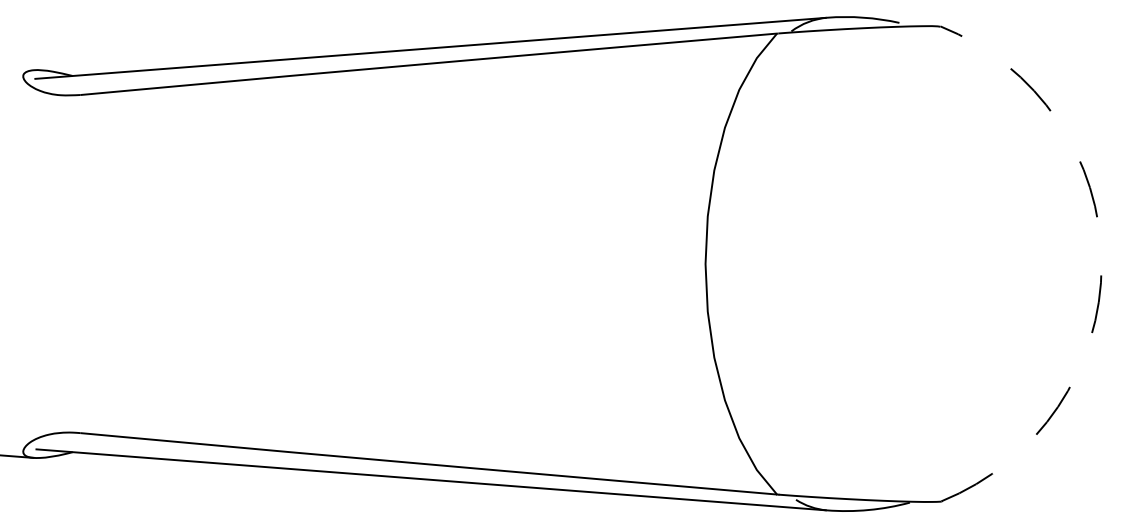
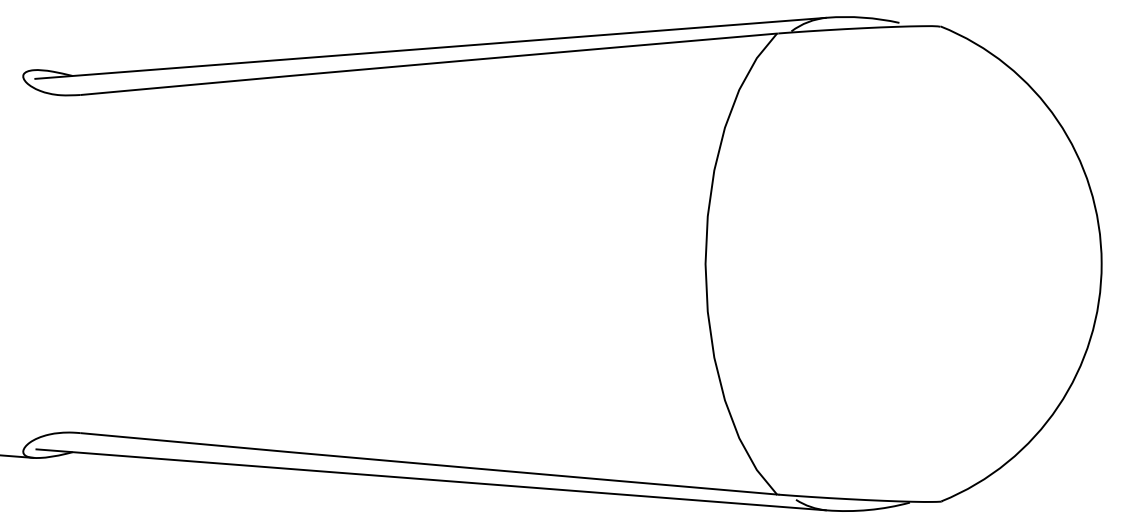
arc: dashed -> solid (1101, 263)
